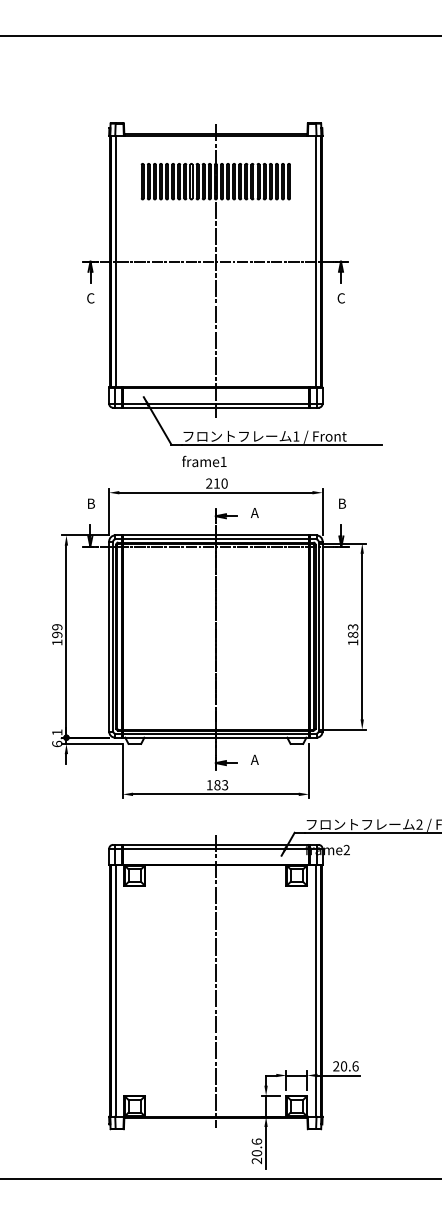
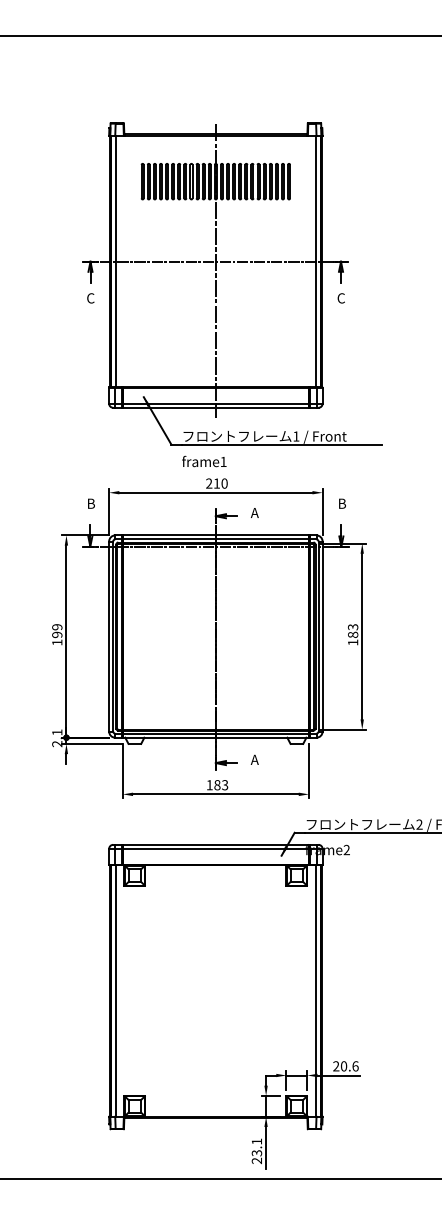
text: 6.1 -> 2.1 (57, 743)
line: present -> none (215, 981)
text: 20.6 -> 23.1 (256, 1147)
